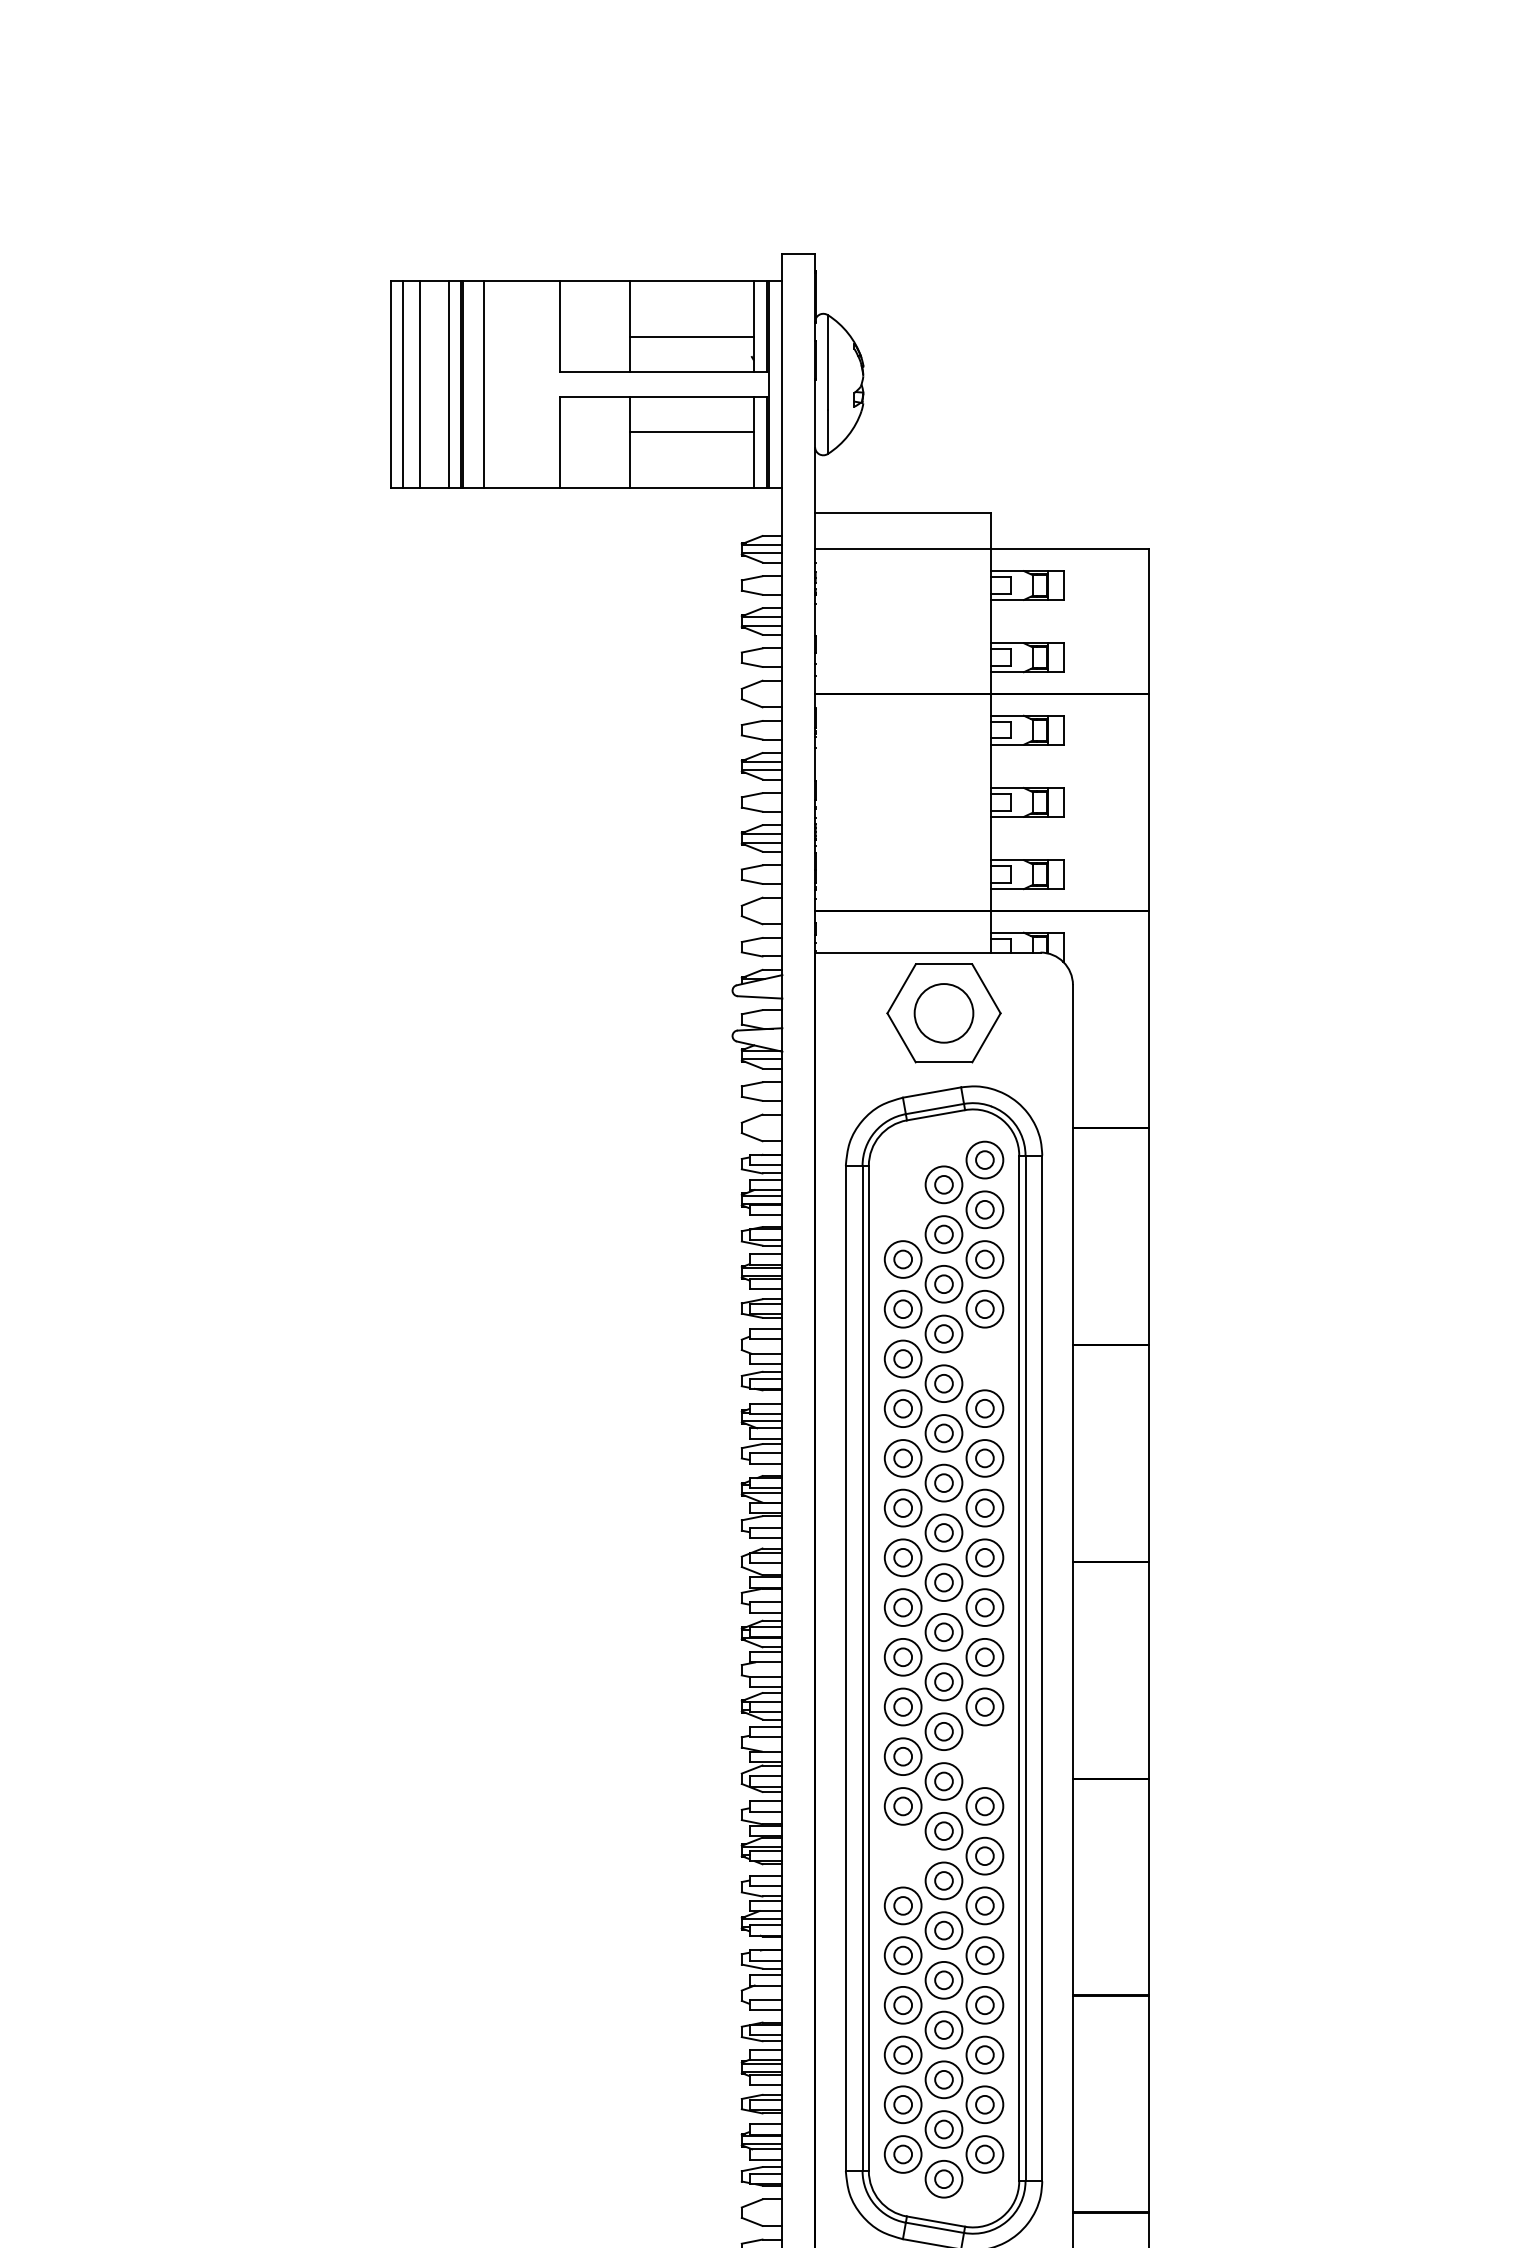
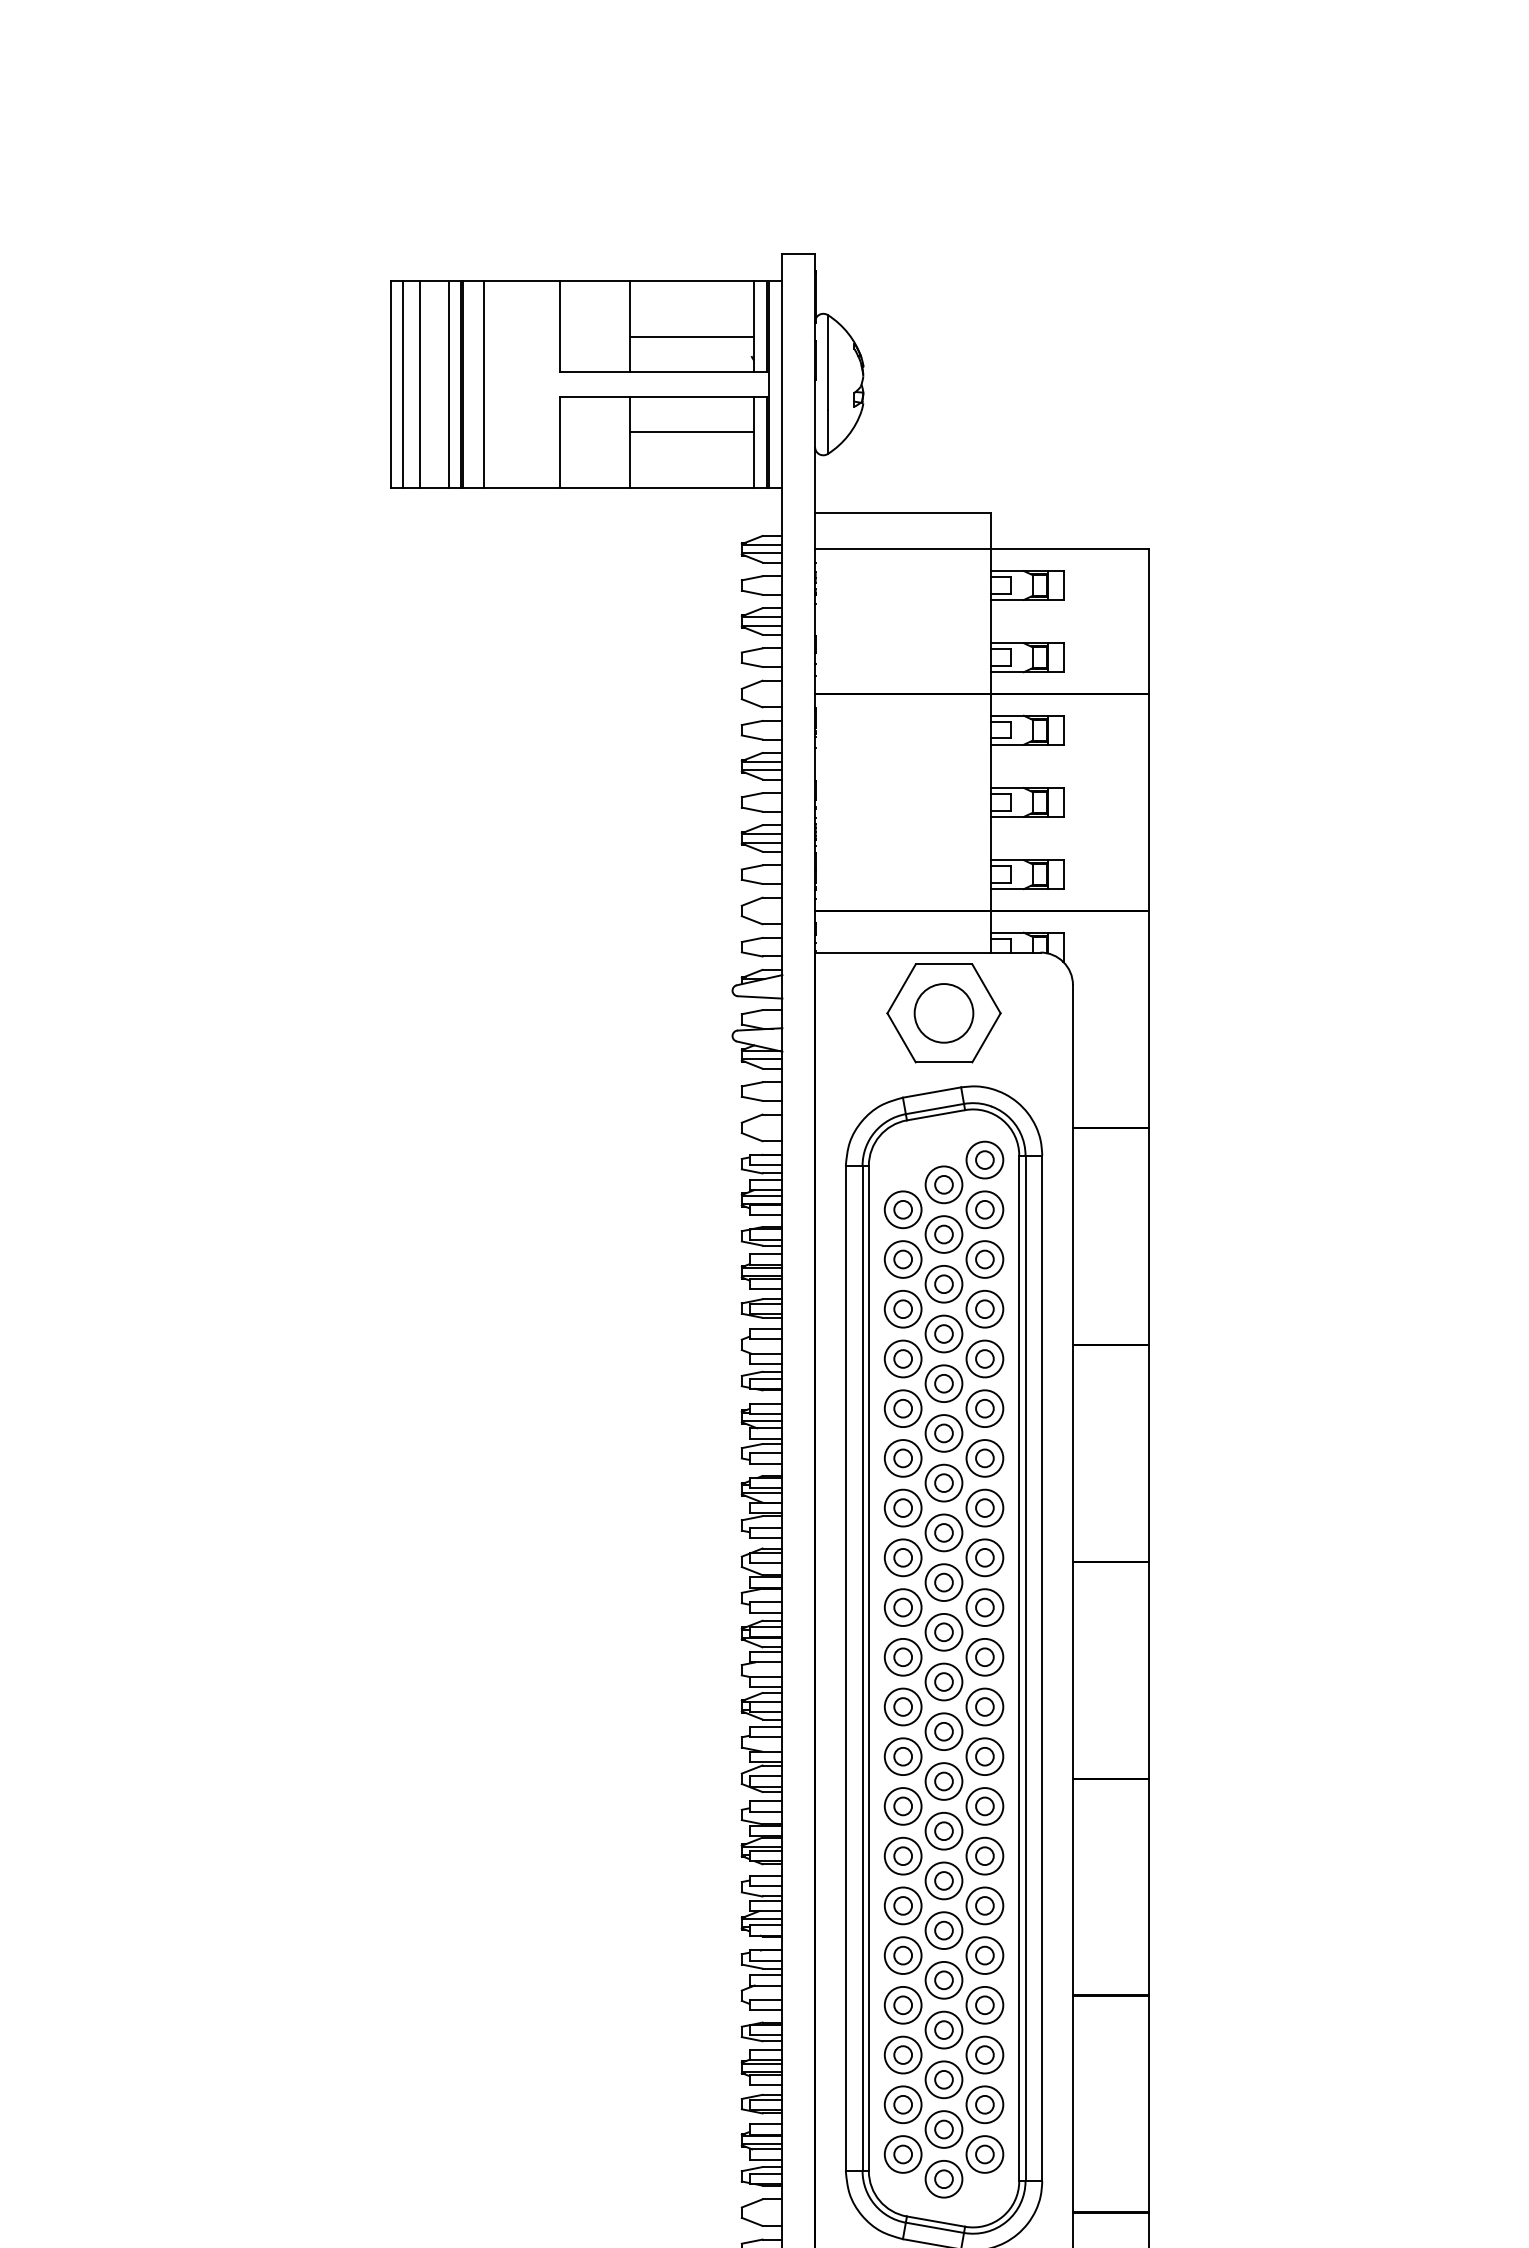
part: none -> present (902, 1209)
part: none -> present (984, 1358)
part: none -> present (984, 1756)
part: none -> present (902, 1855)
